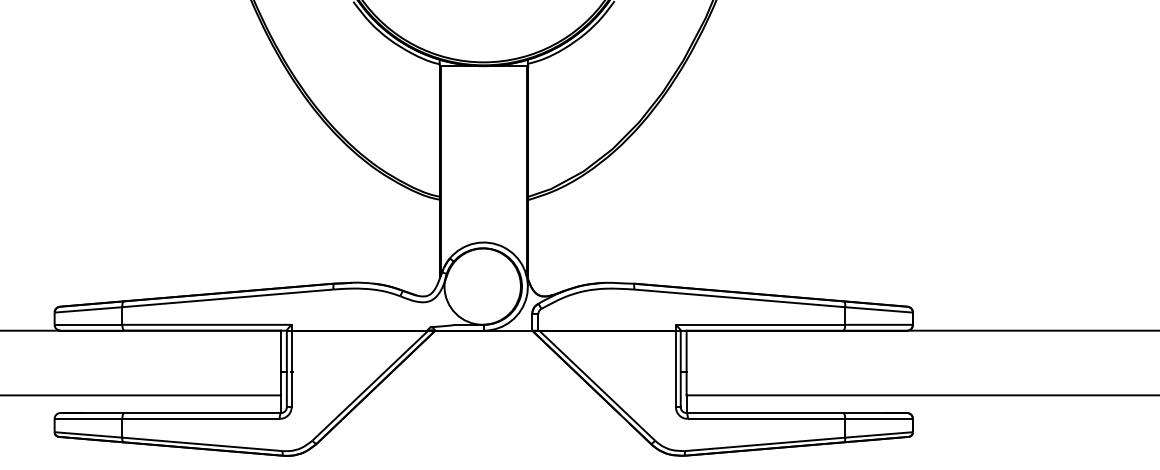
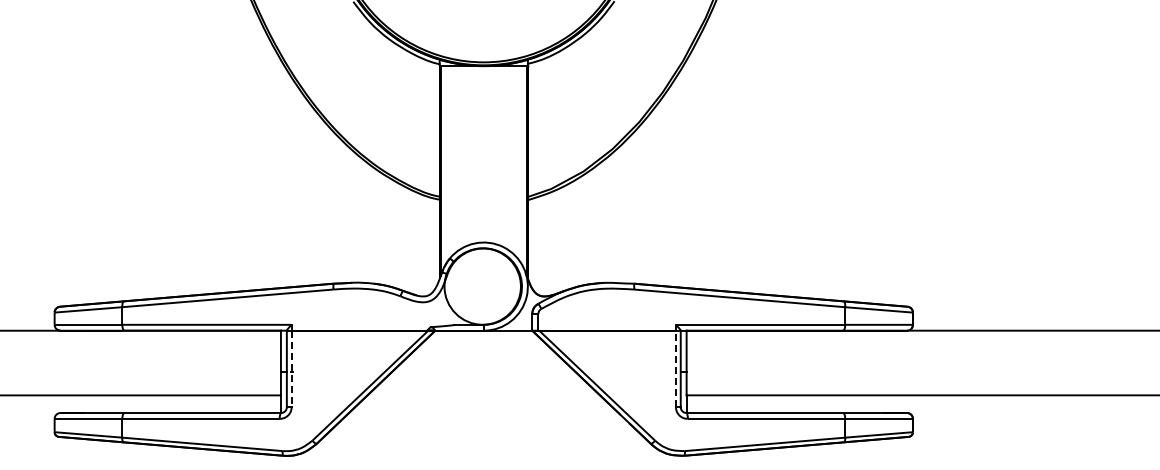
line: solid -> dashed (675, 368)
line: solid -> dashed (291, 369)
